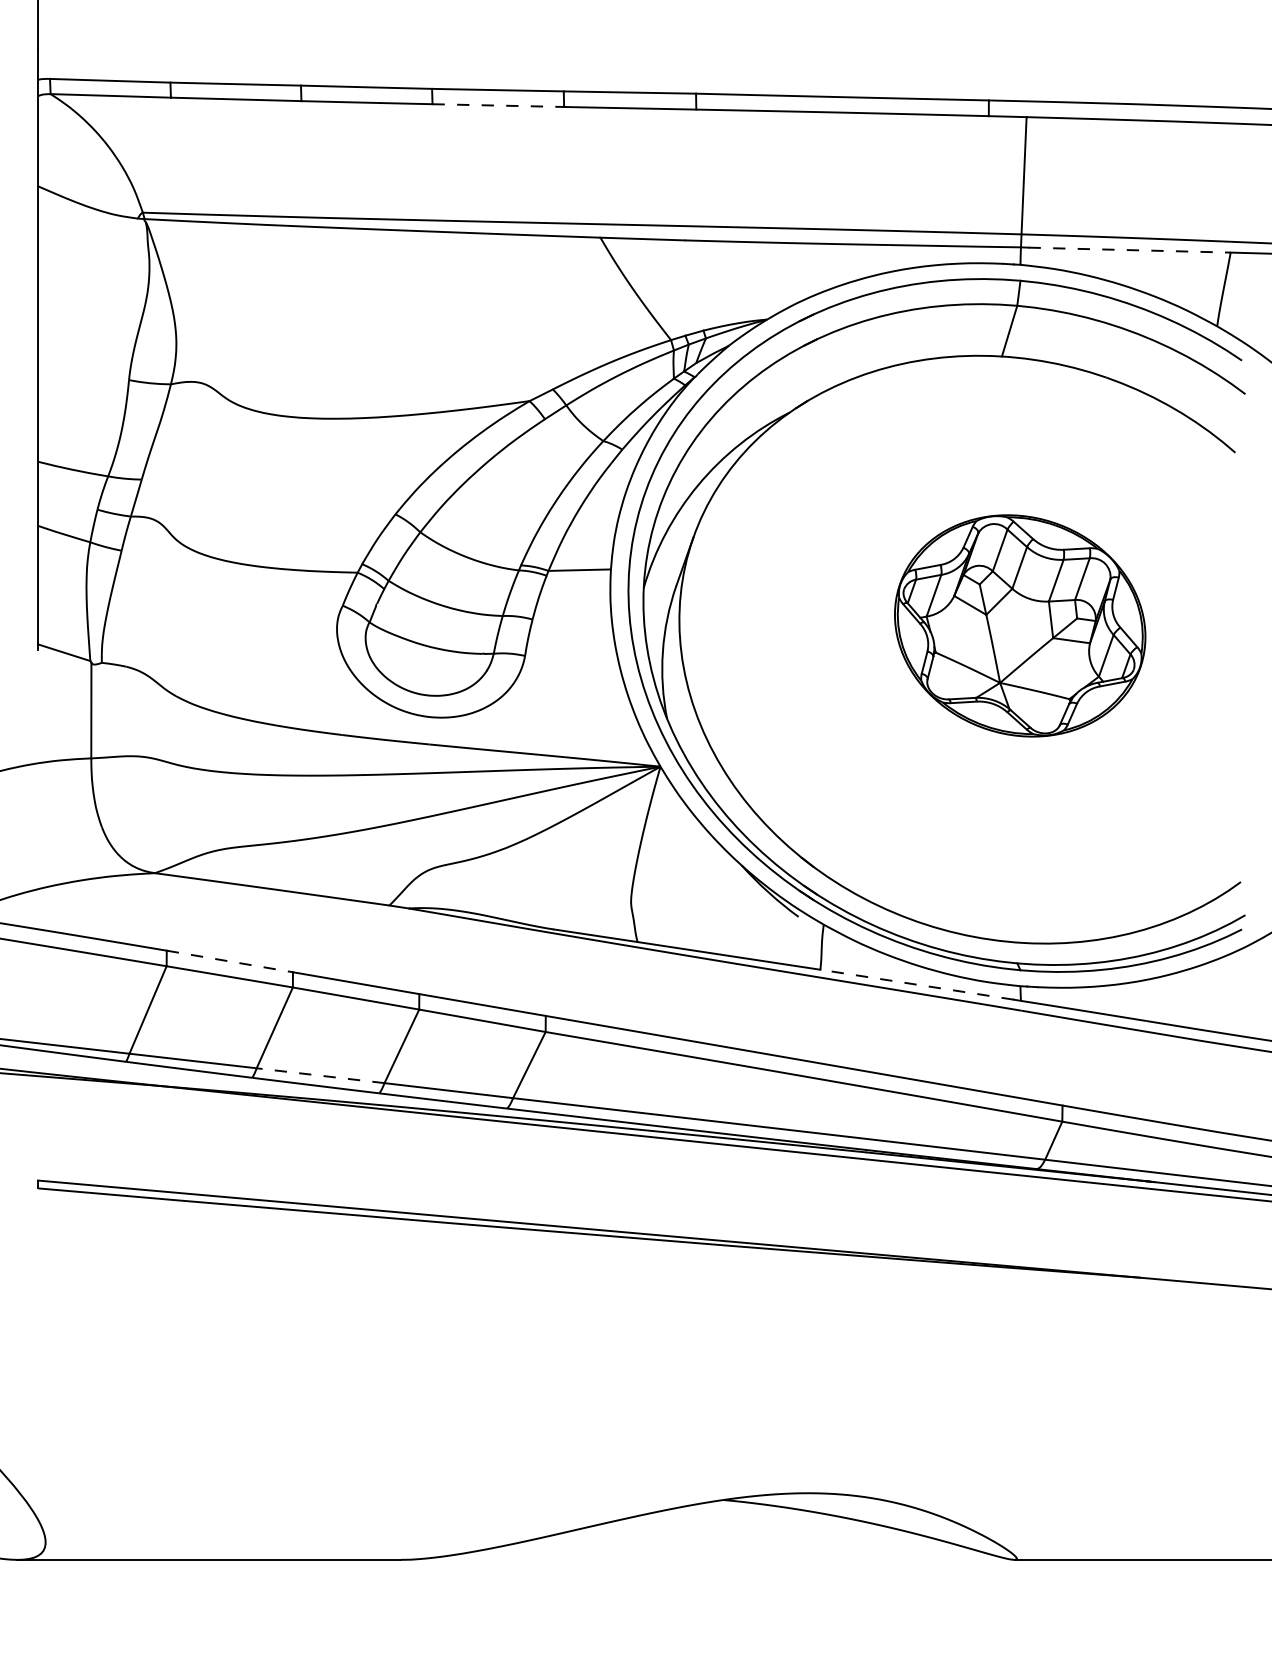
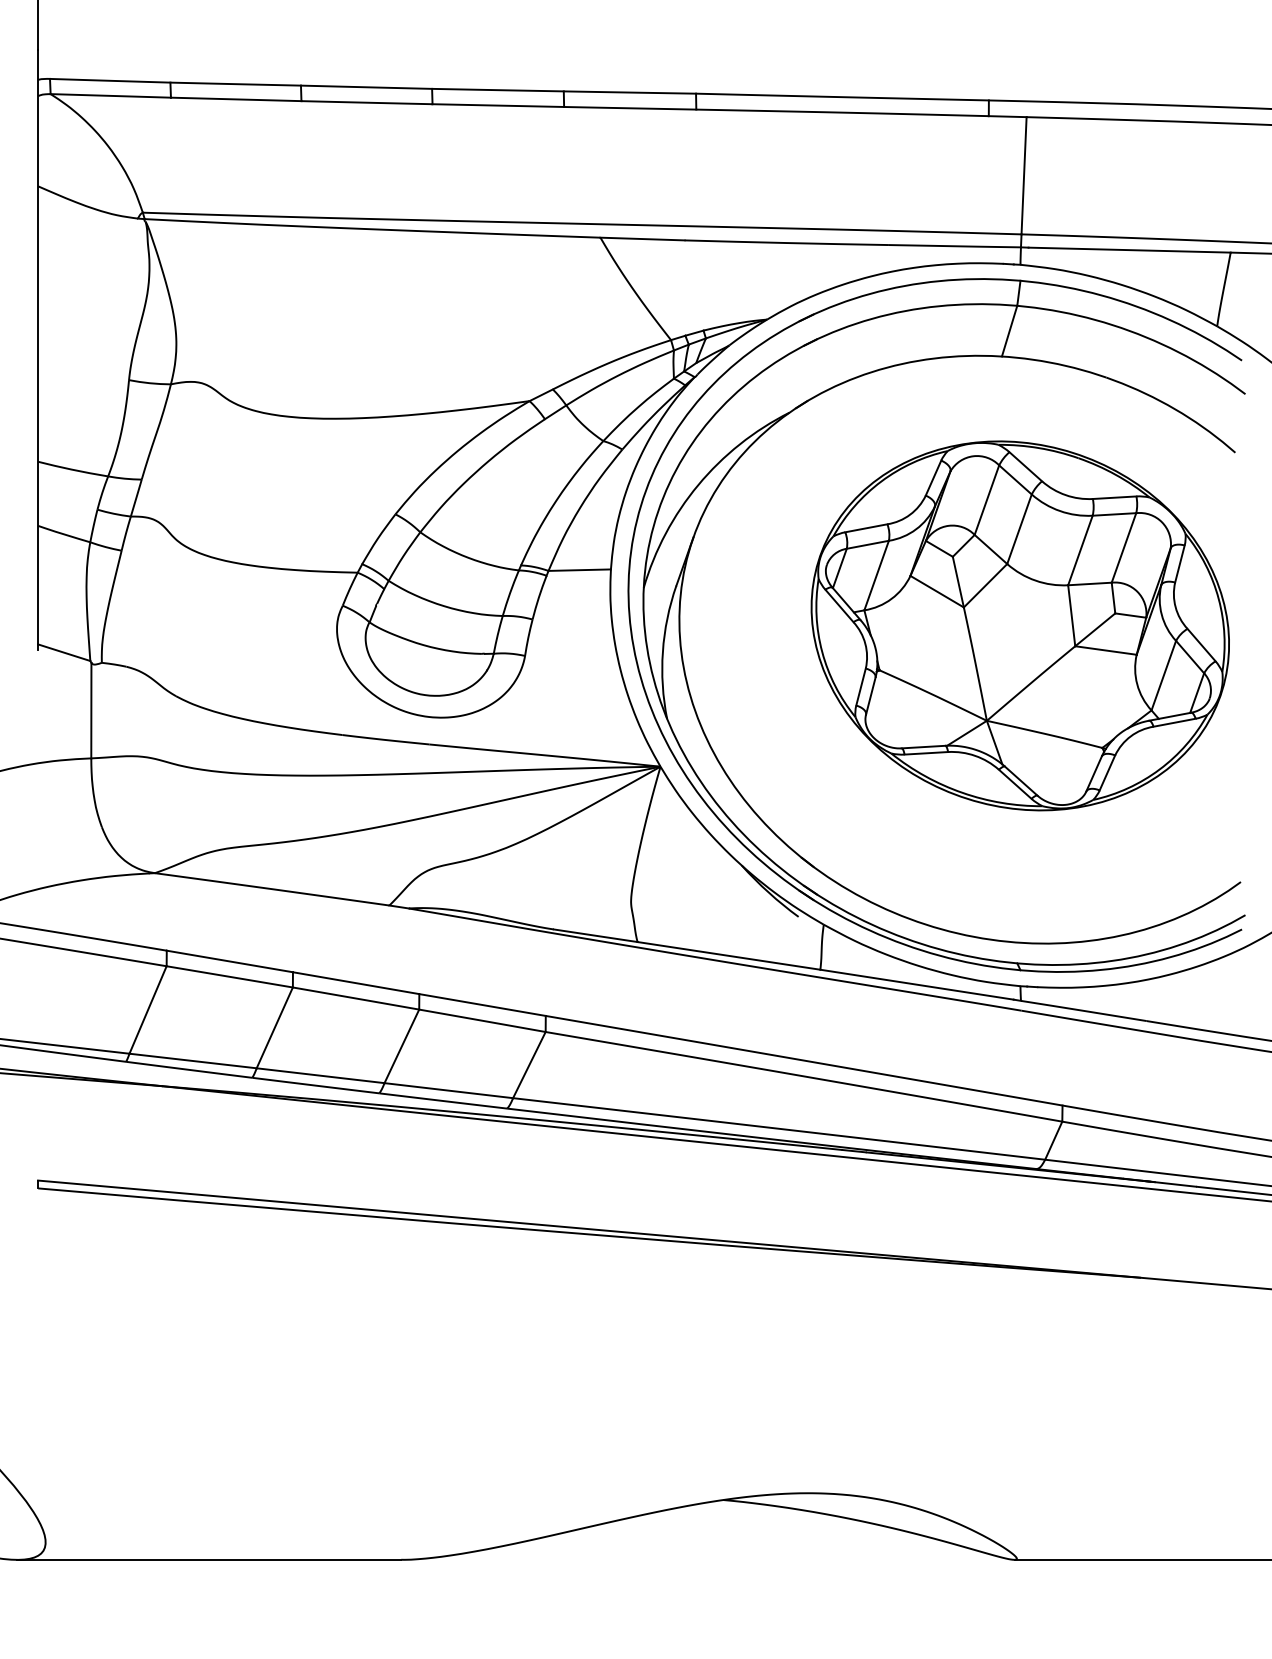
line: dashed -> solid (498, 105)
line: dashed -> solid (1130, 250)
part size: 253x224 px -> 420x372 px (1019, 625)
line: dashed -> solid (230, 961)
line: dashed -> solid (917, 984)
line: dashed -> solid (320, 1075)
